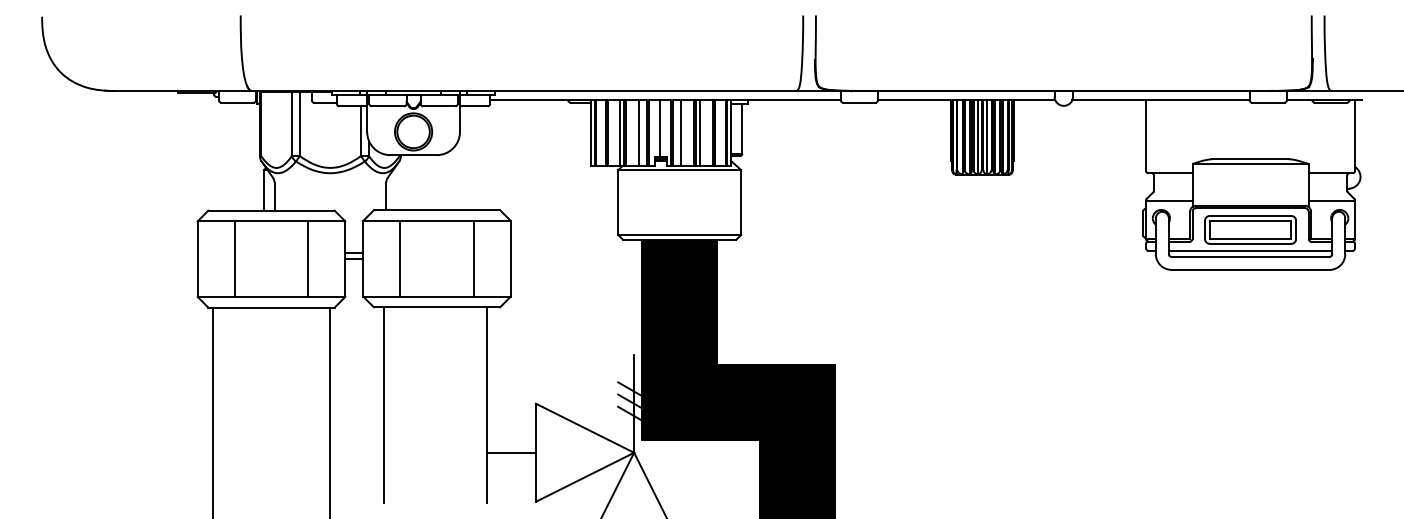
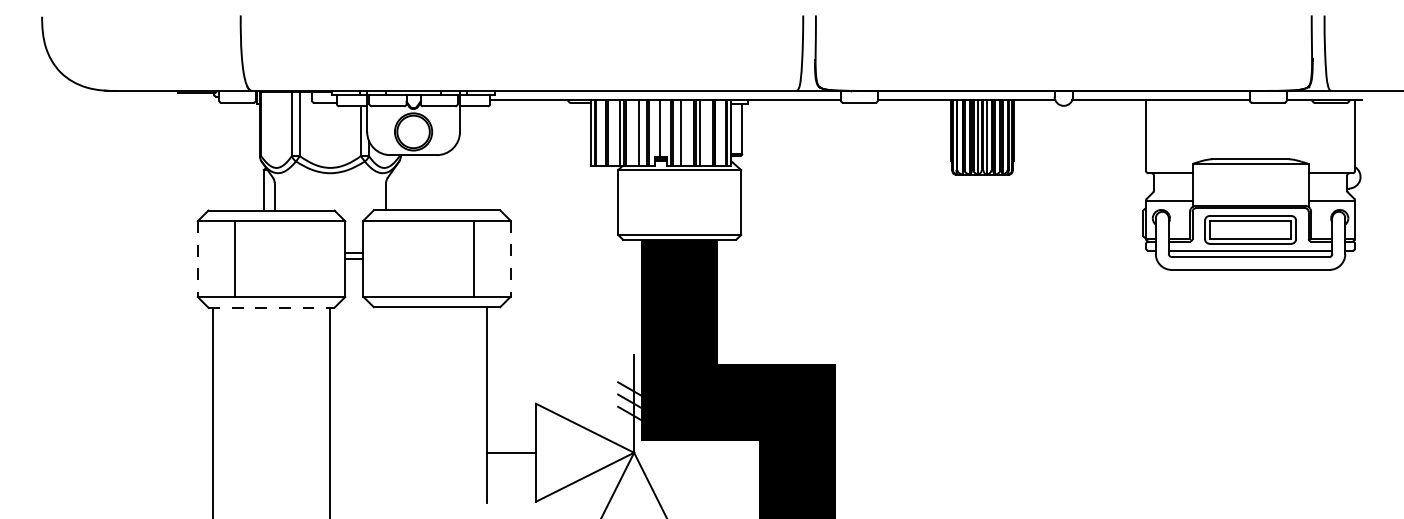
line: present -> none (400, 258)
line: solid -> dashed (510, 258)
line: solid -> dashed (197, 259)
line: present -> none (308, 259)
line: solid -> dashed (272, 307)
line: present -> none (383, 405)
